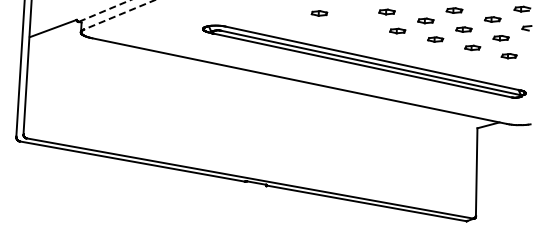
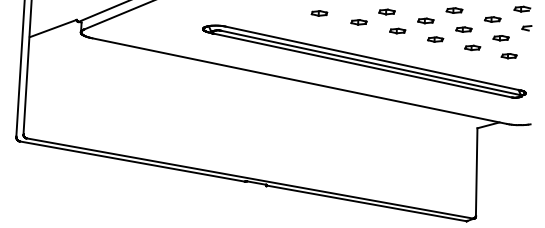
line: dashed -> solid (104, 11)
line: dashed -> solid (119, 14)
part: none -> present (358, 22)
